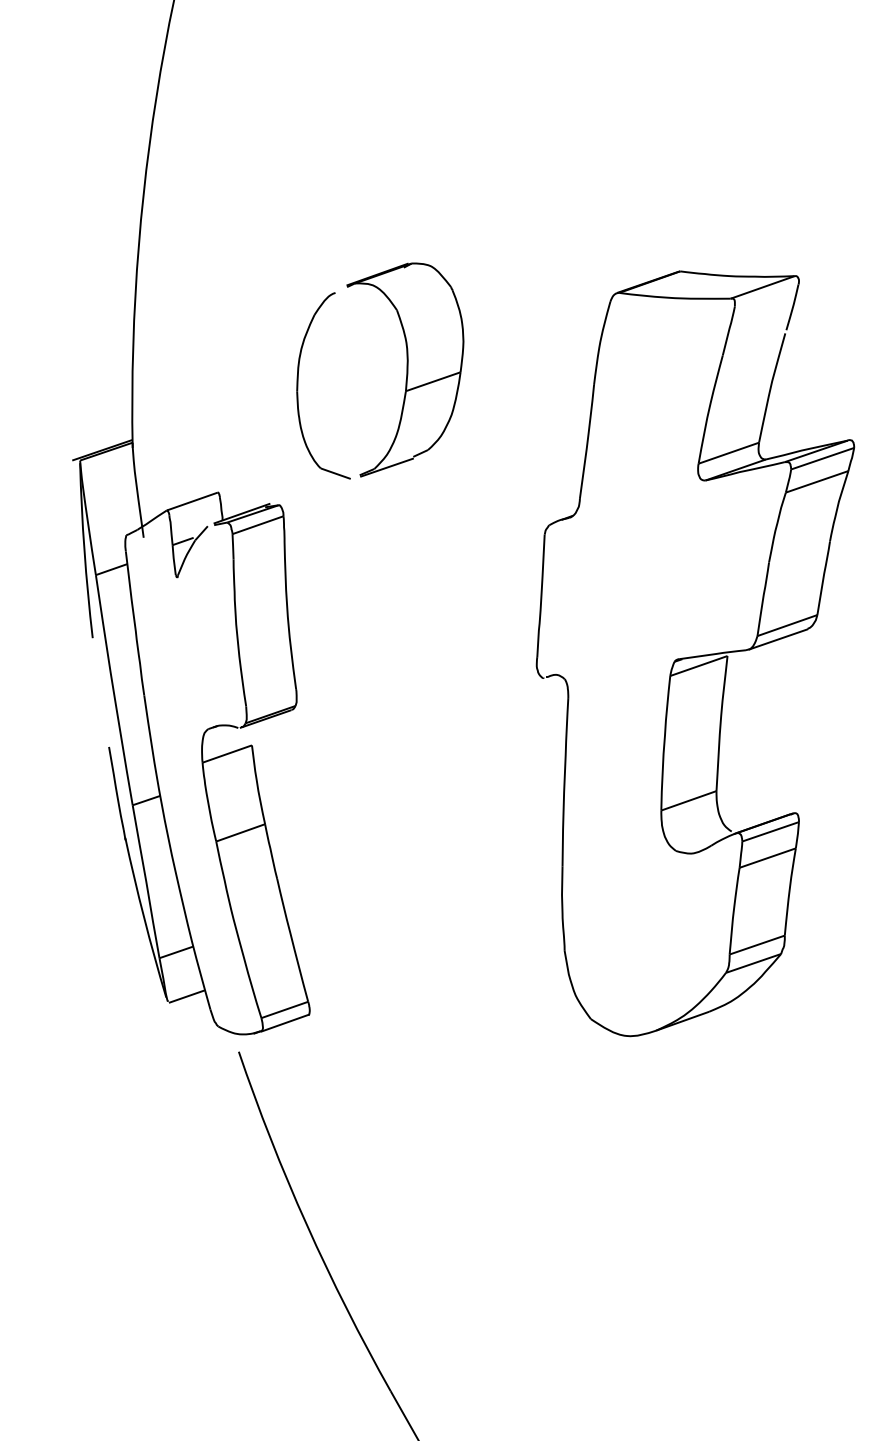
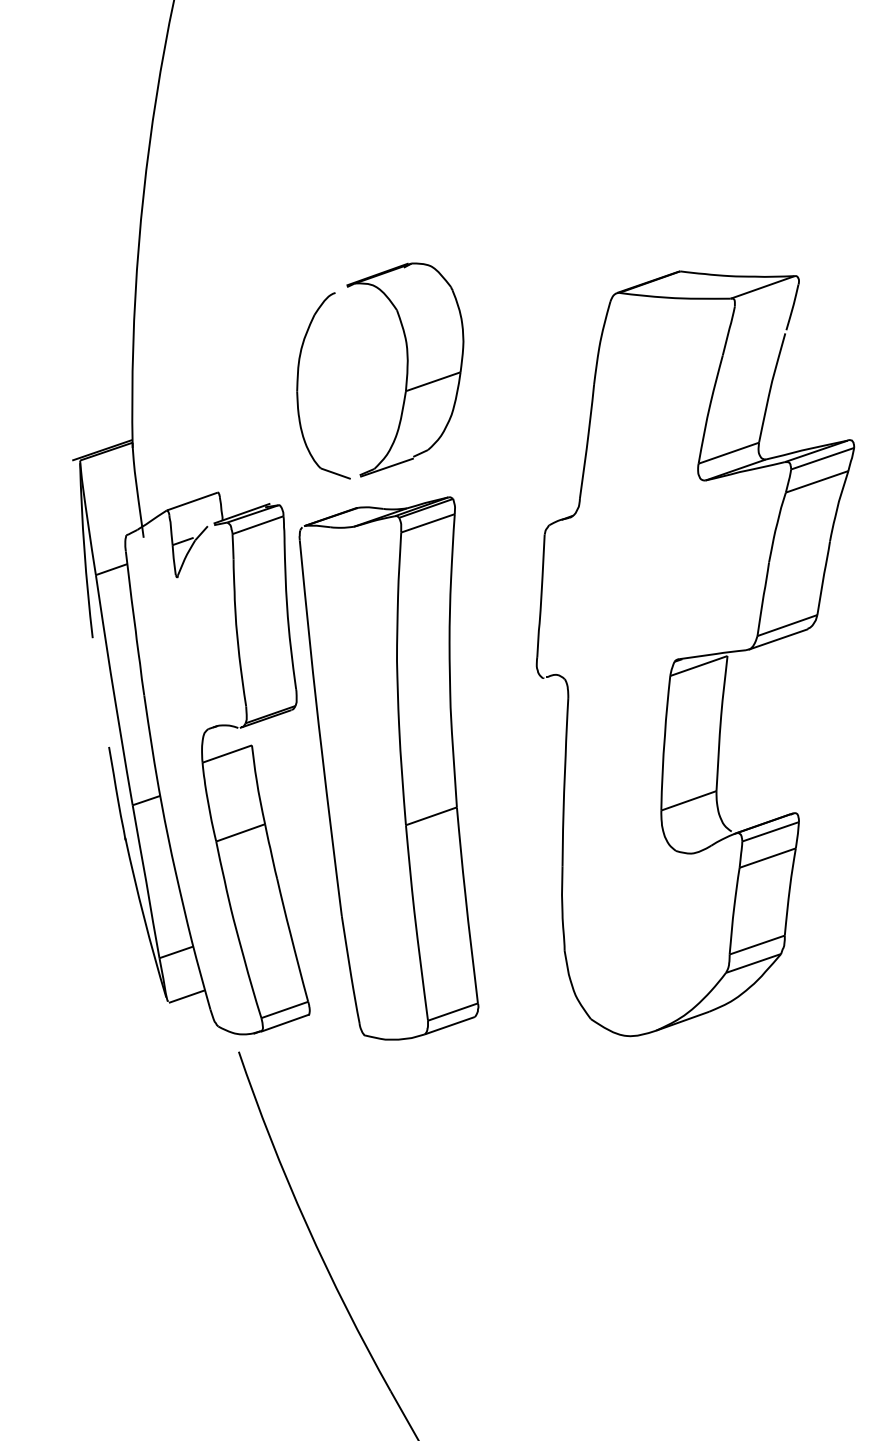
part: none -> present (400, 768)
